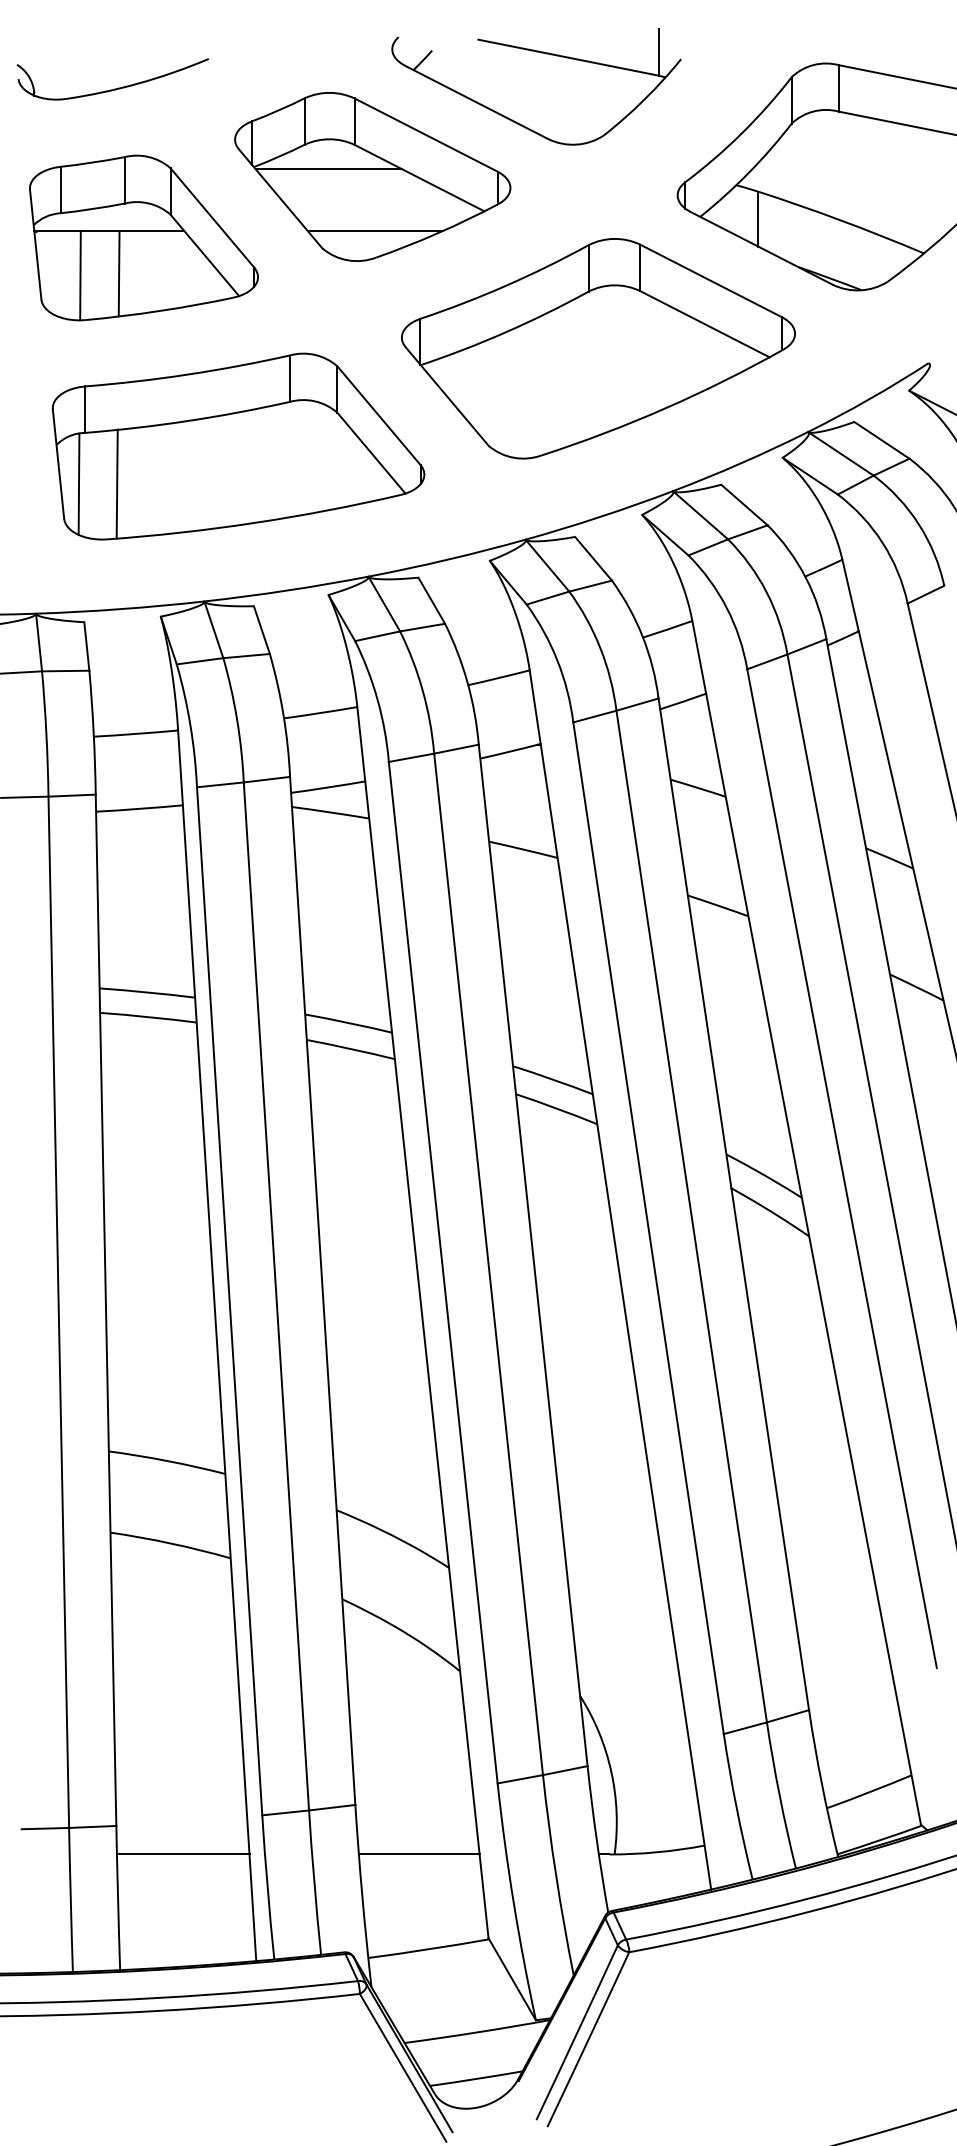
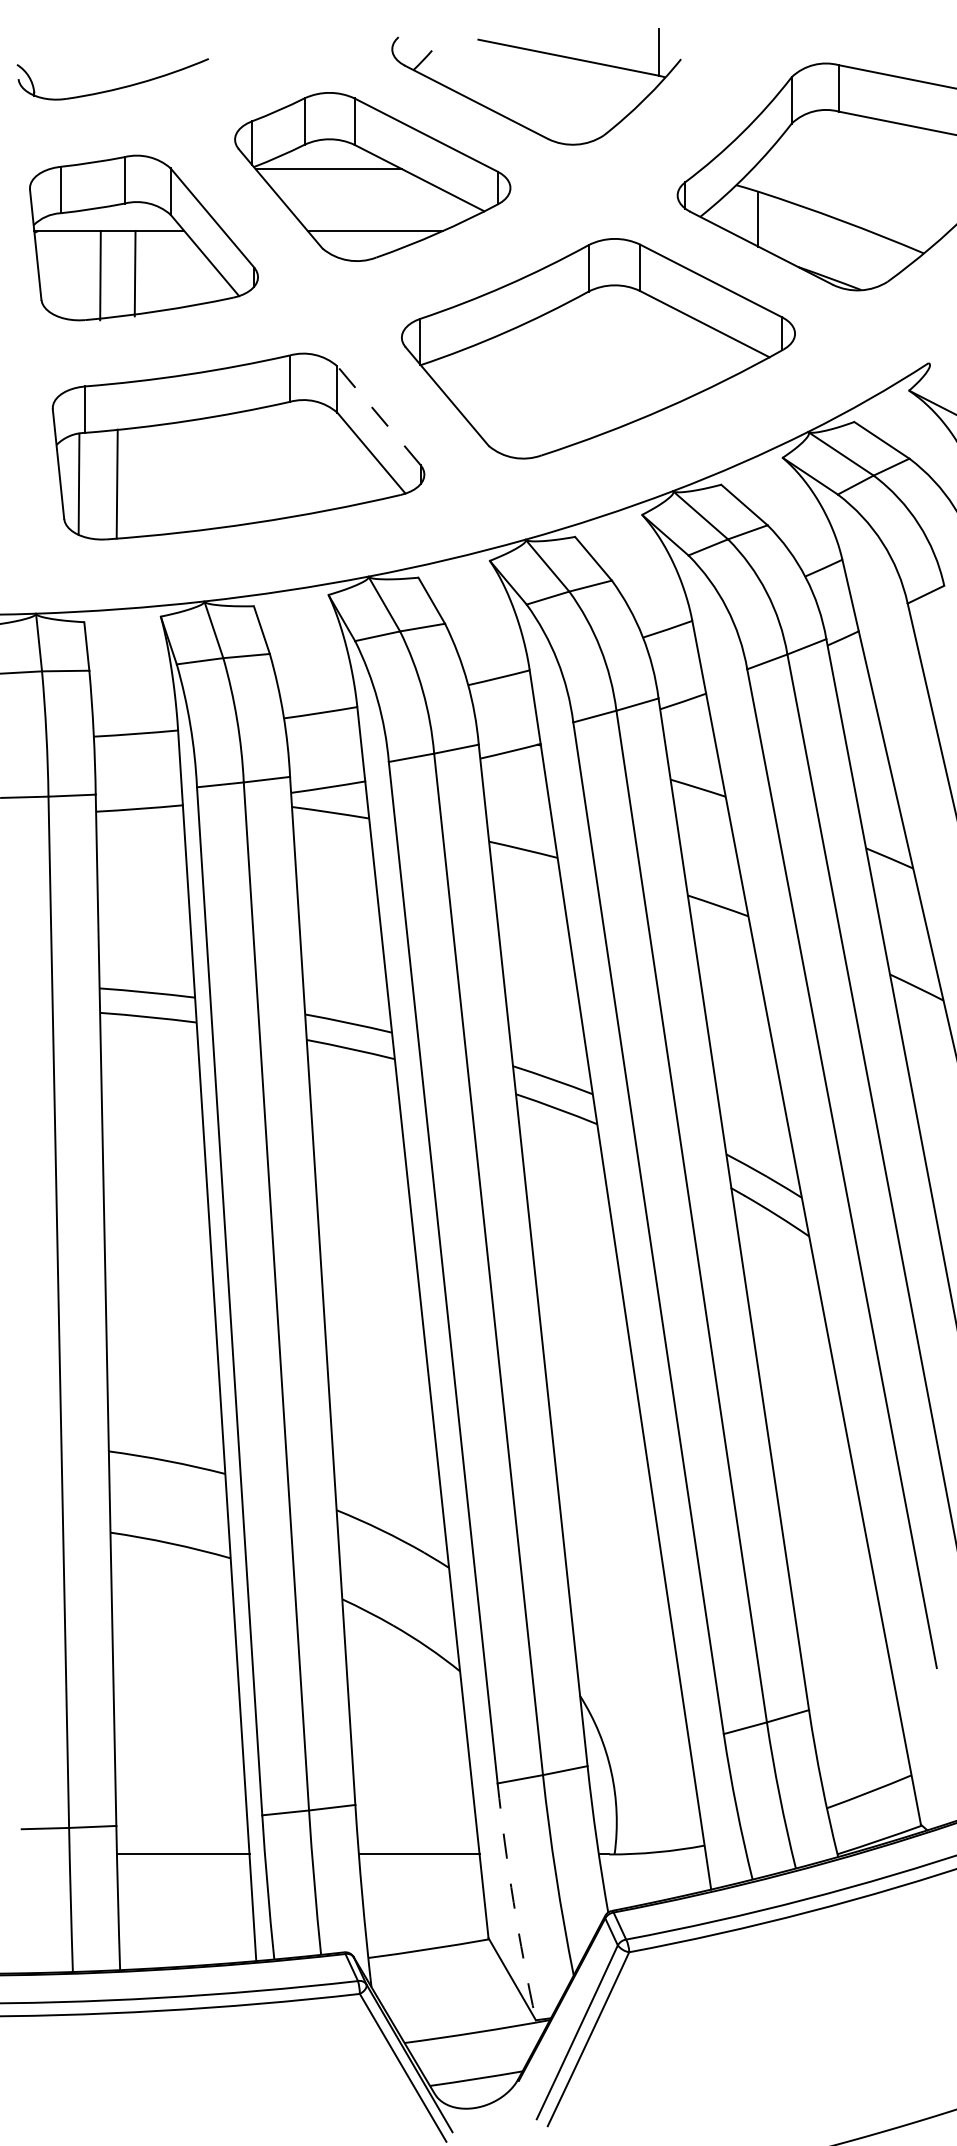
line position: (118, 273) -> (134, 273) (134, 273)
line position: (80, 275) -> (100, 275) (100, 275)
line: solid -> dashed (379, 415)
arc: solid -> dashed (513, 1902)
